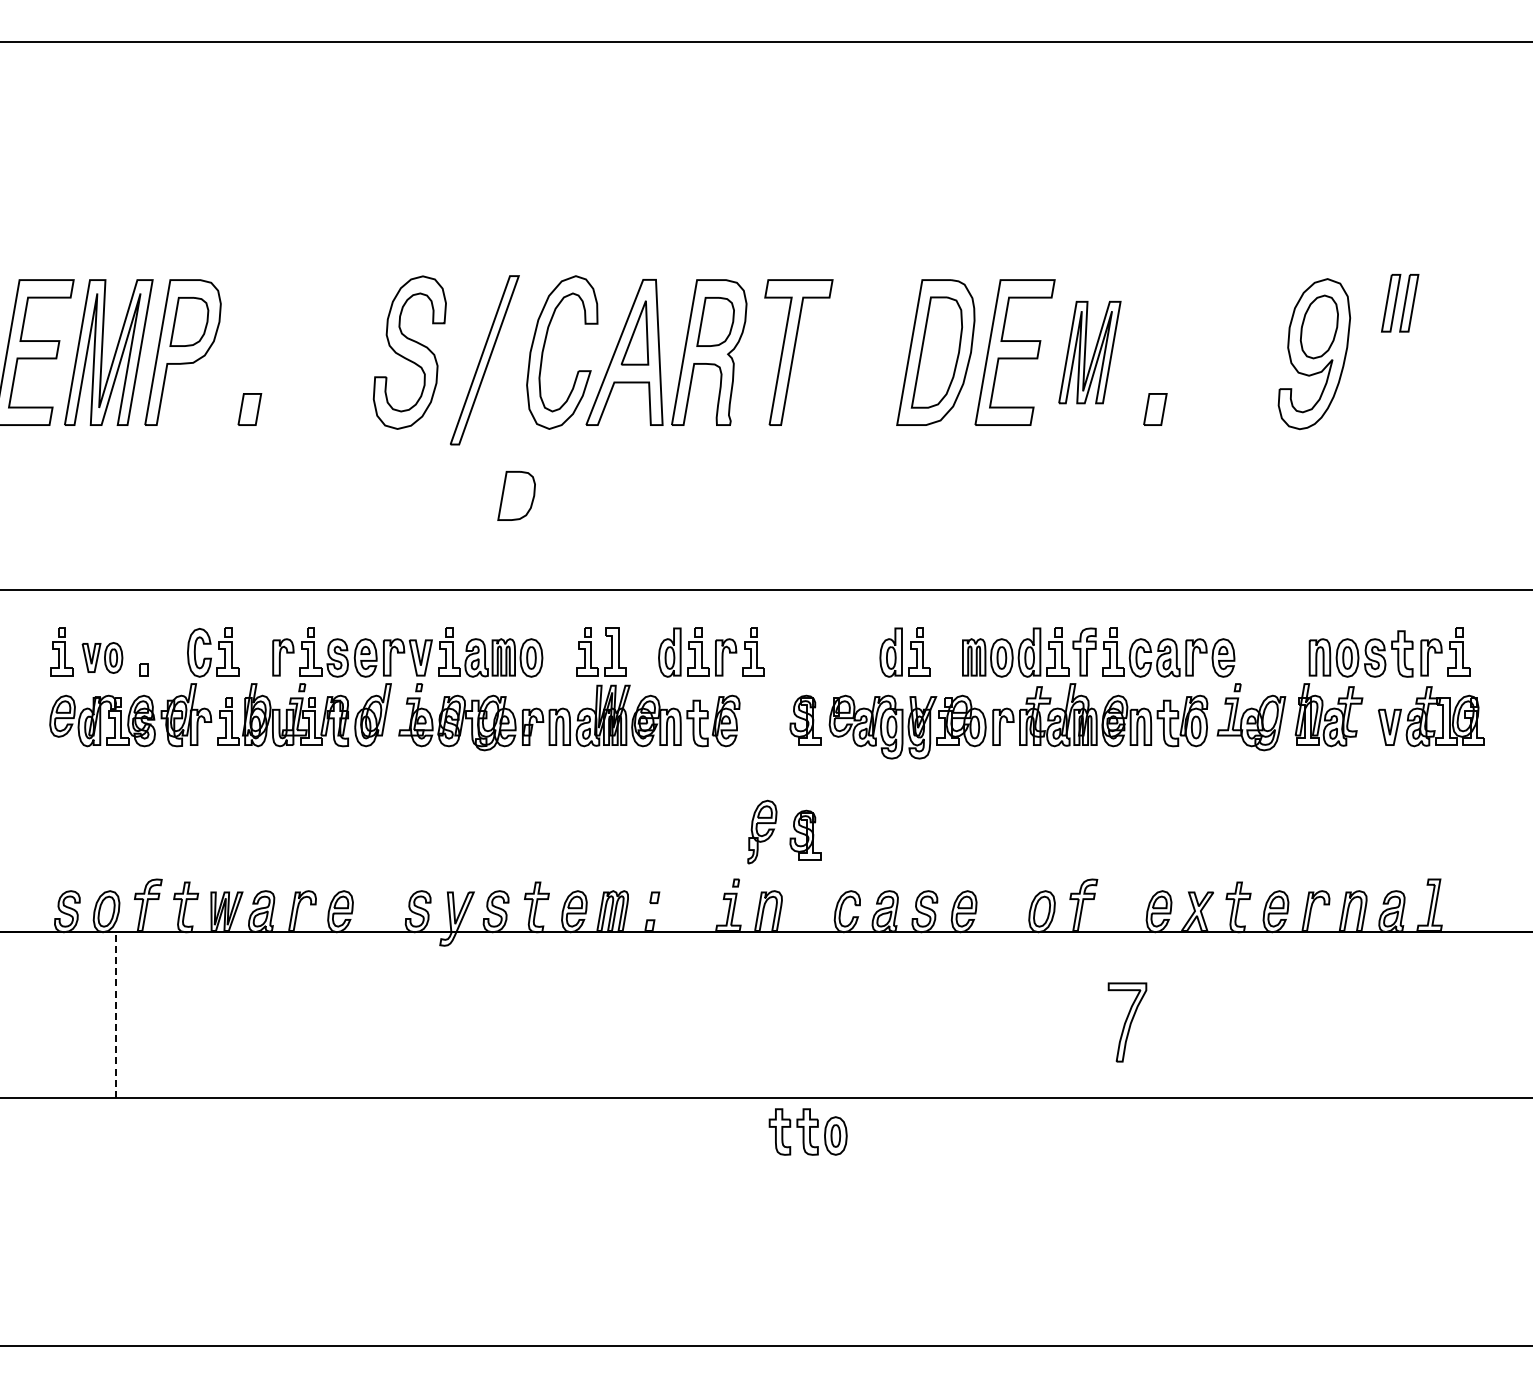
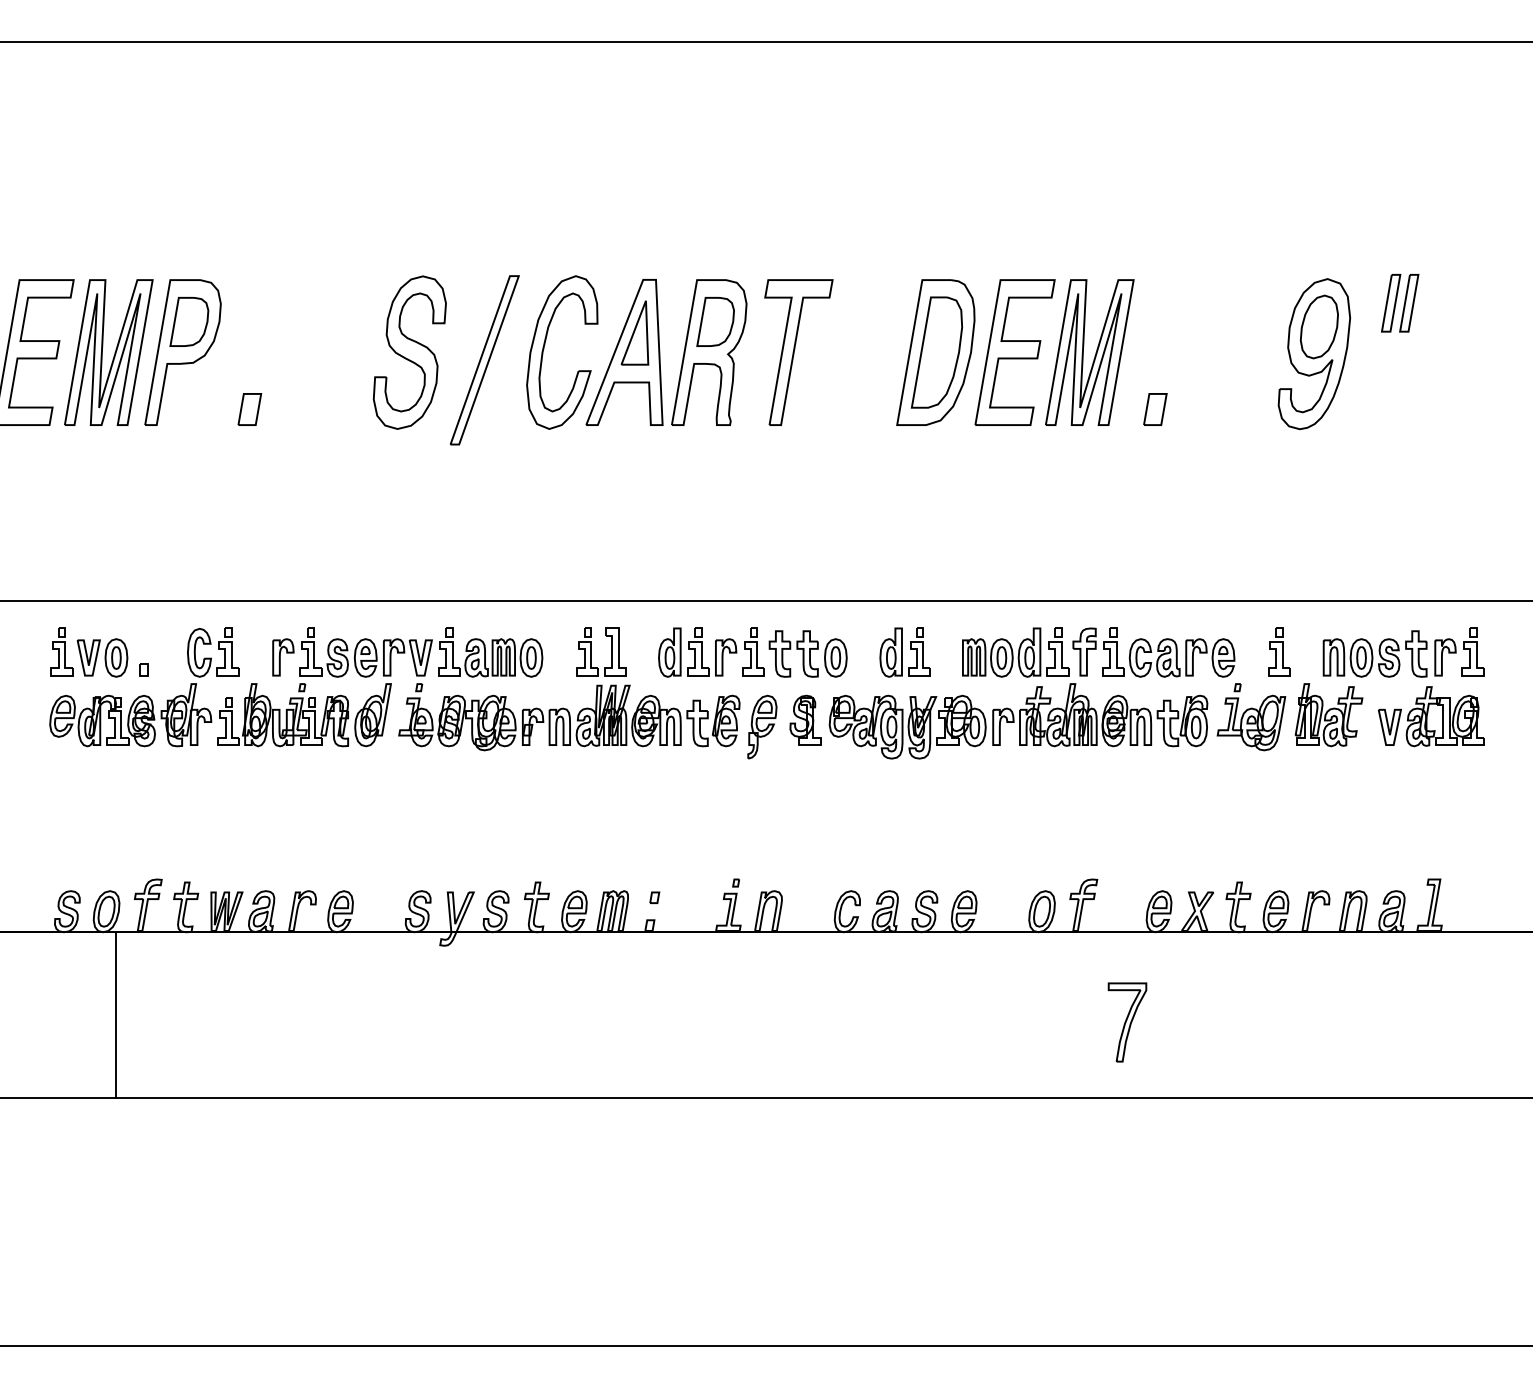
part size: 64x105 px -> 90x147 px (1089, 352)
part: present -> none (516, 495)
line position: (765, 589) -> (765, 600) (765, 600)
part: none -> present (1279, 651)
part position: (1389, 652) -> (1403, 652) (1403, 652)
part size: 43x32 px -> 53x40 px (102, 657)
part position: (762, 831) -> (762, 726) (762, 726)
part: present -> none (805, 834)
line: dashed -> solid (115, 1015)
part position: (807, 1131) -> (807, 653) (807, 653)
